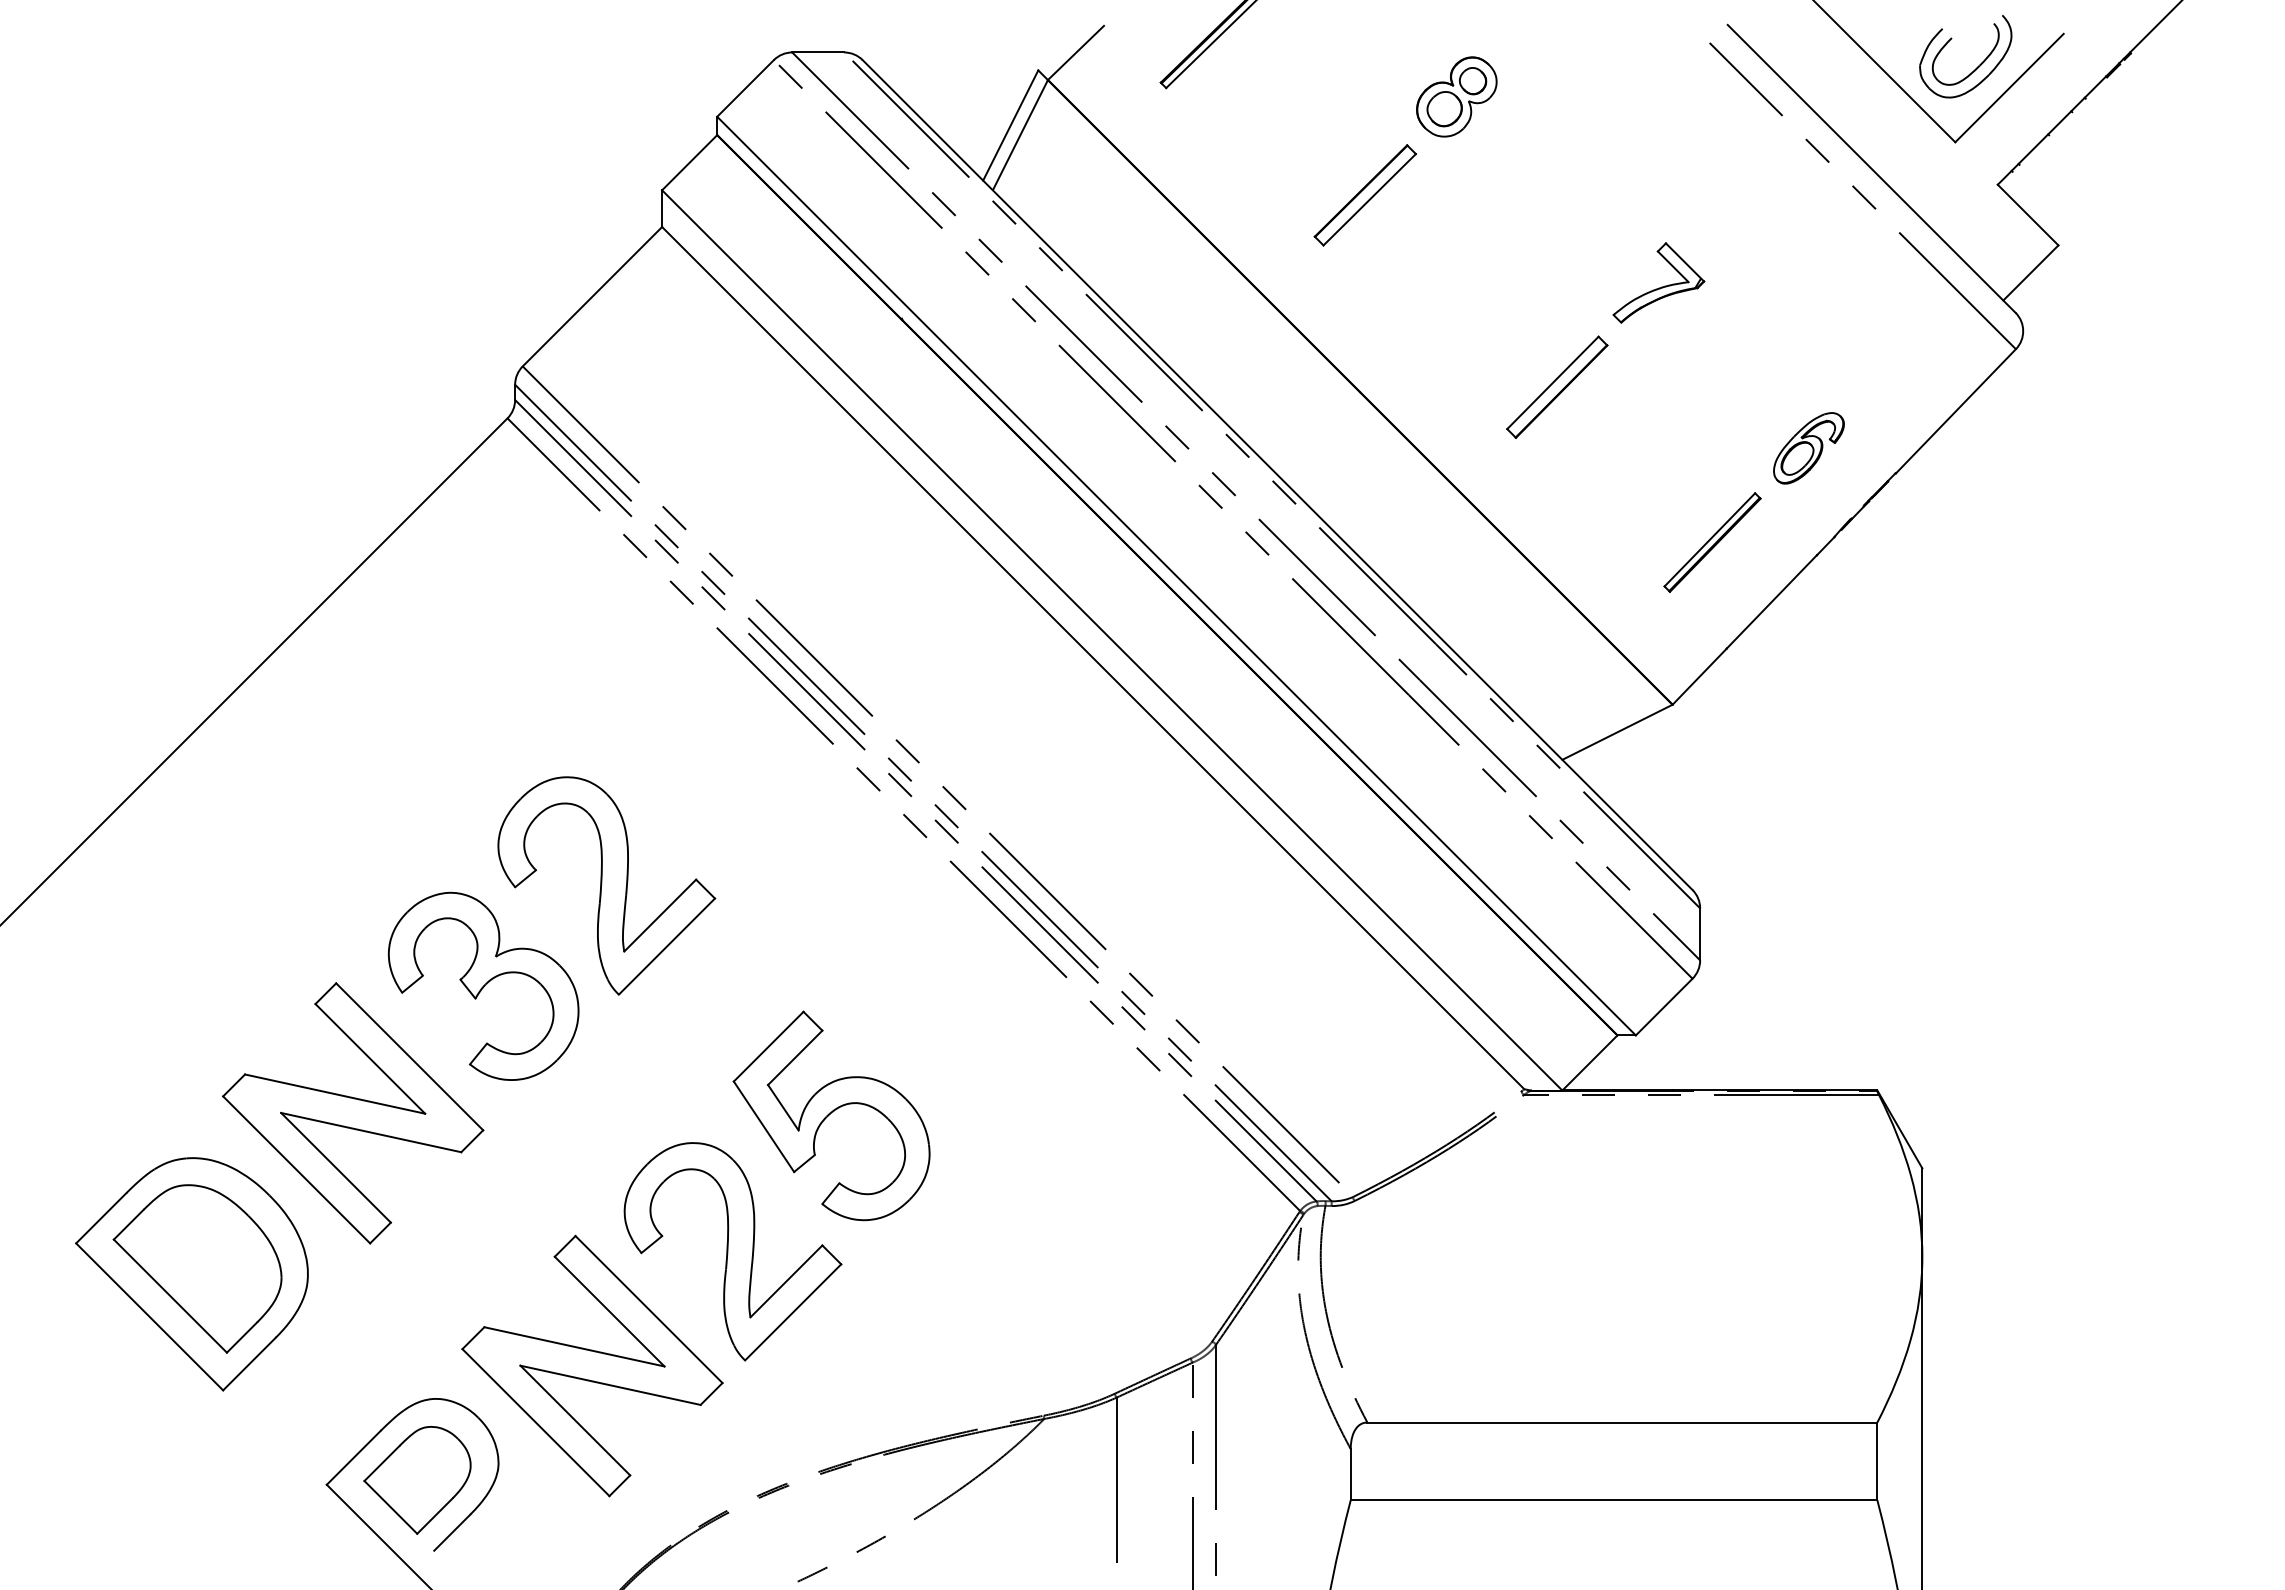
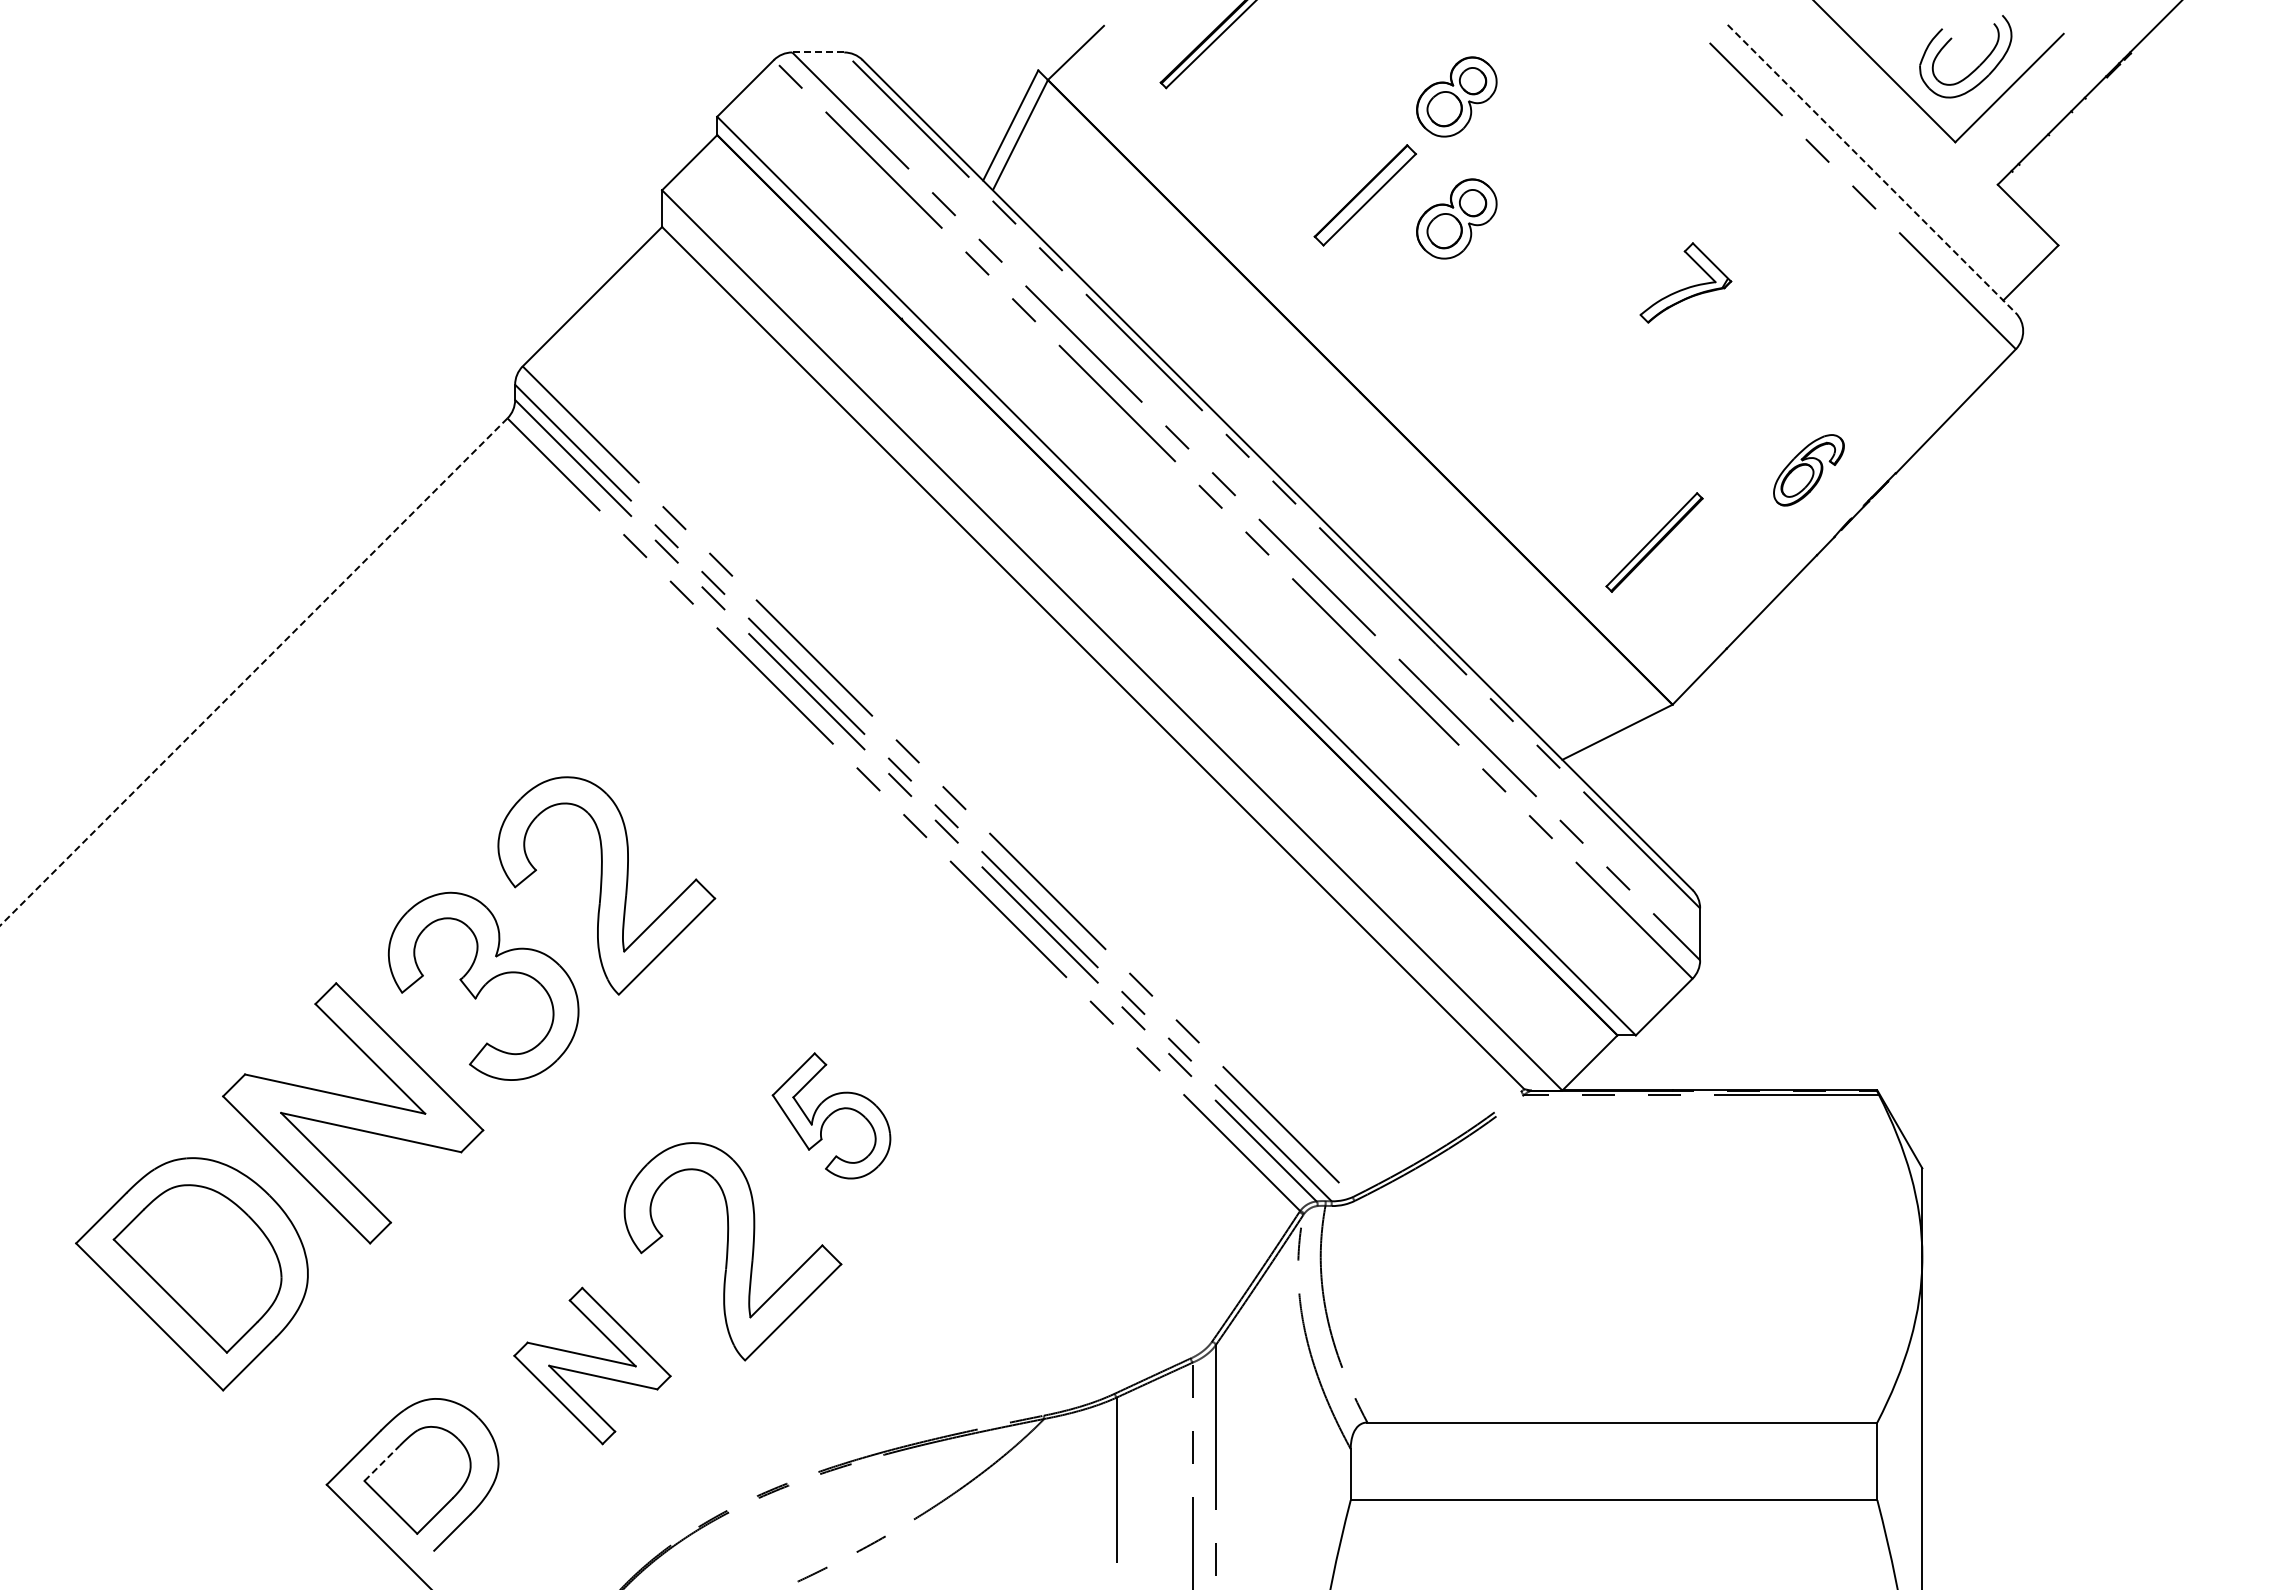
line: solid -> dashed (818, 52)
line: solid -> dashed (1871, 168)
part: none -> present (1456, 218)
part position: (1658, 282) -> (1685, 282) (1685, 282)
part: present -> none (1557, 386)
part position: (1808, 448) -> (1808, 470) (1808, 470)
part position: (1712, 542) -> (1654, 542) (1654, 542)
line: solid -> dashed (253, 672)
part size: 199x212 px -> 121x128 px (831, 1115)
part size: 263x264 px -> 159x160 px (592, 1365)
line: solid -> dashed (382, 1463)
